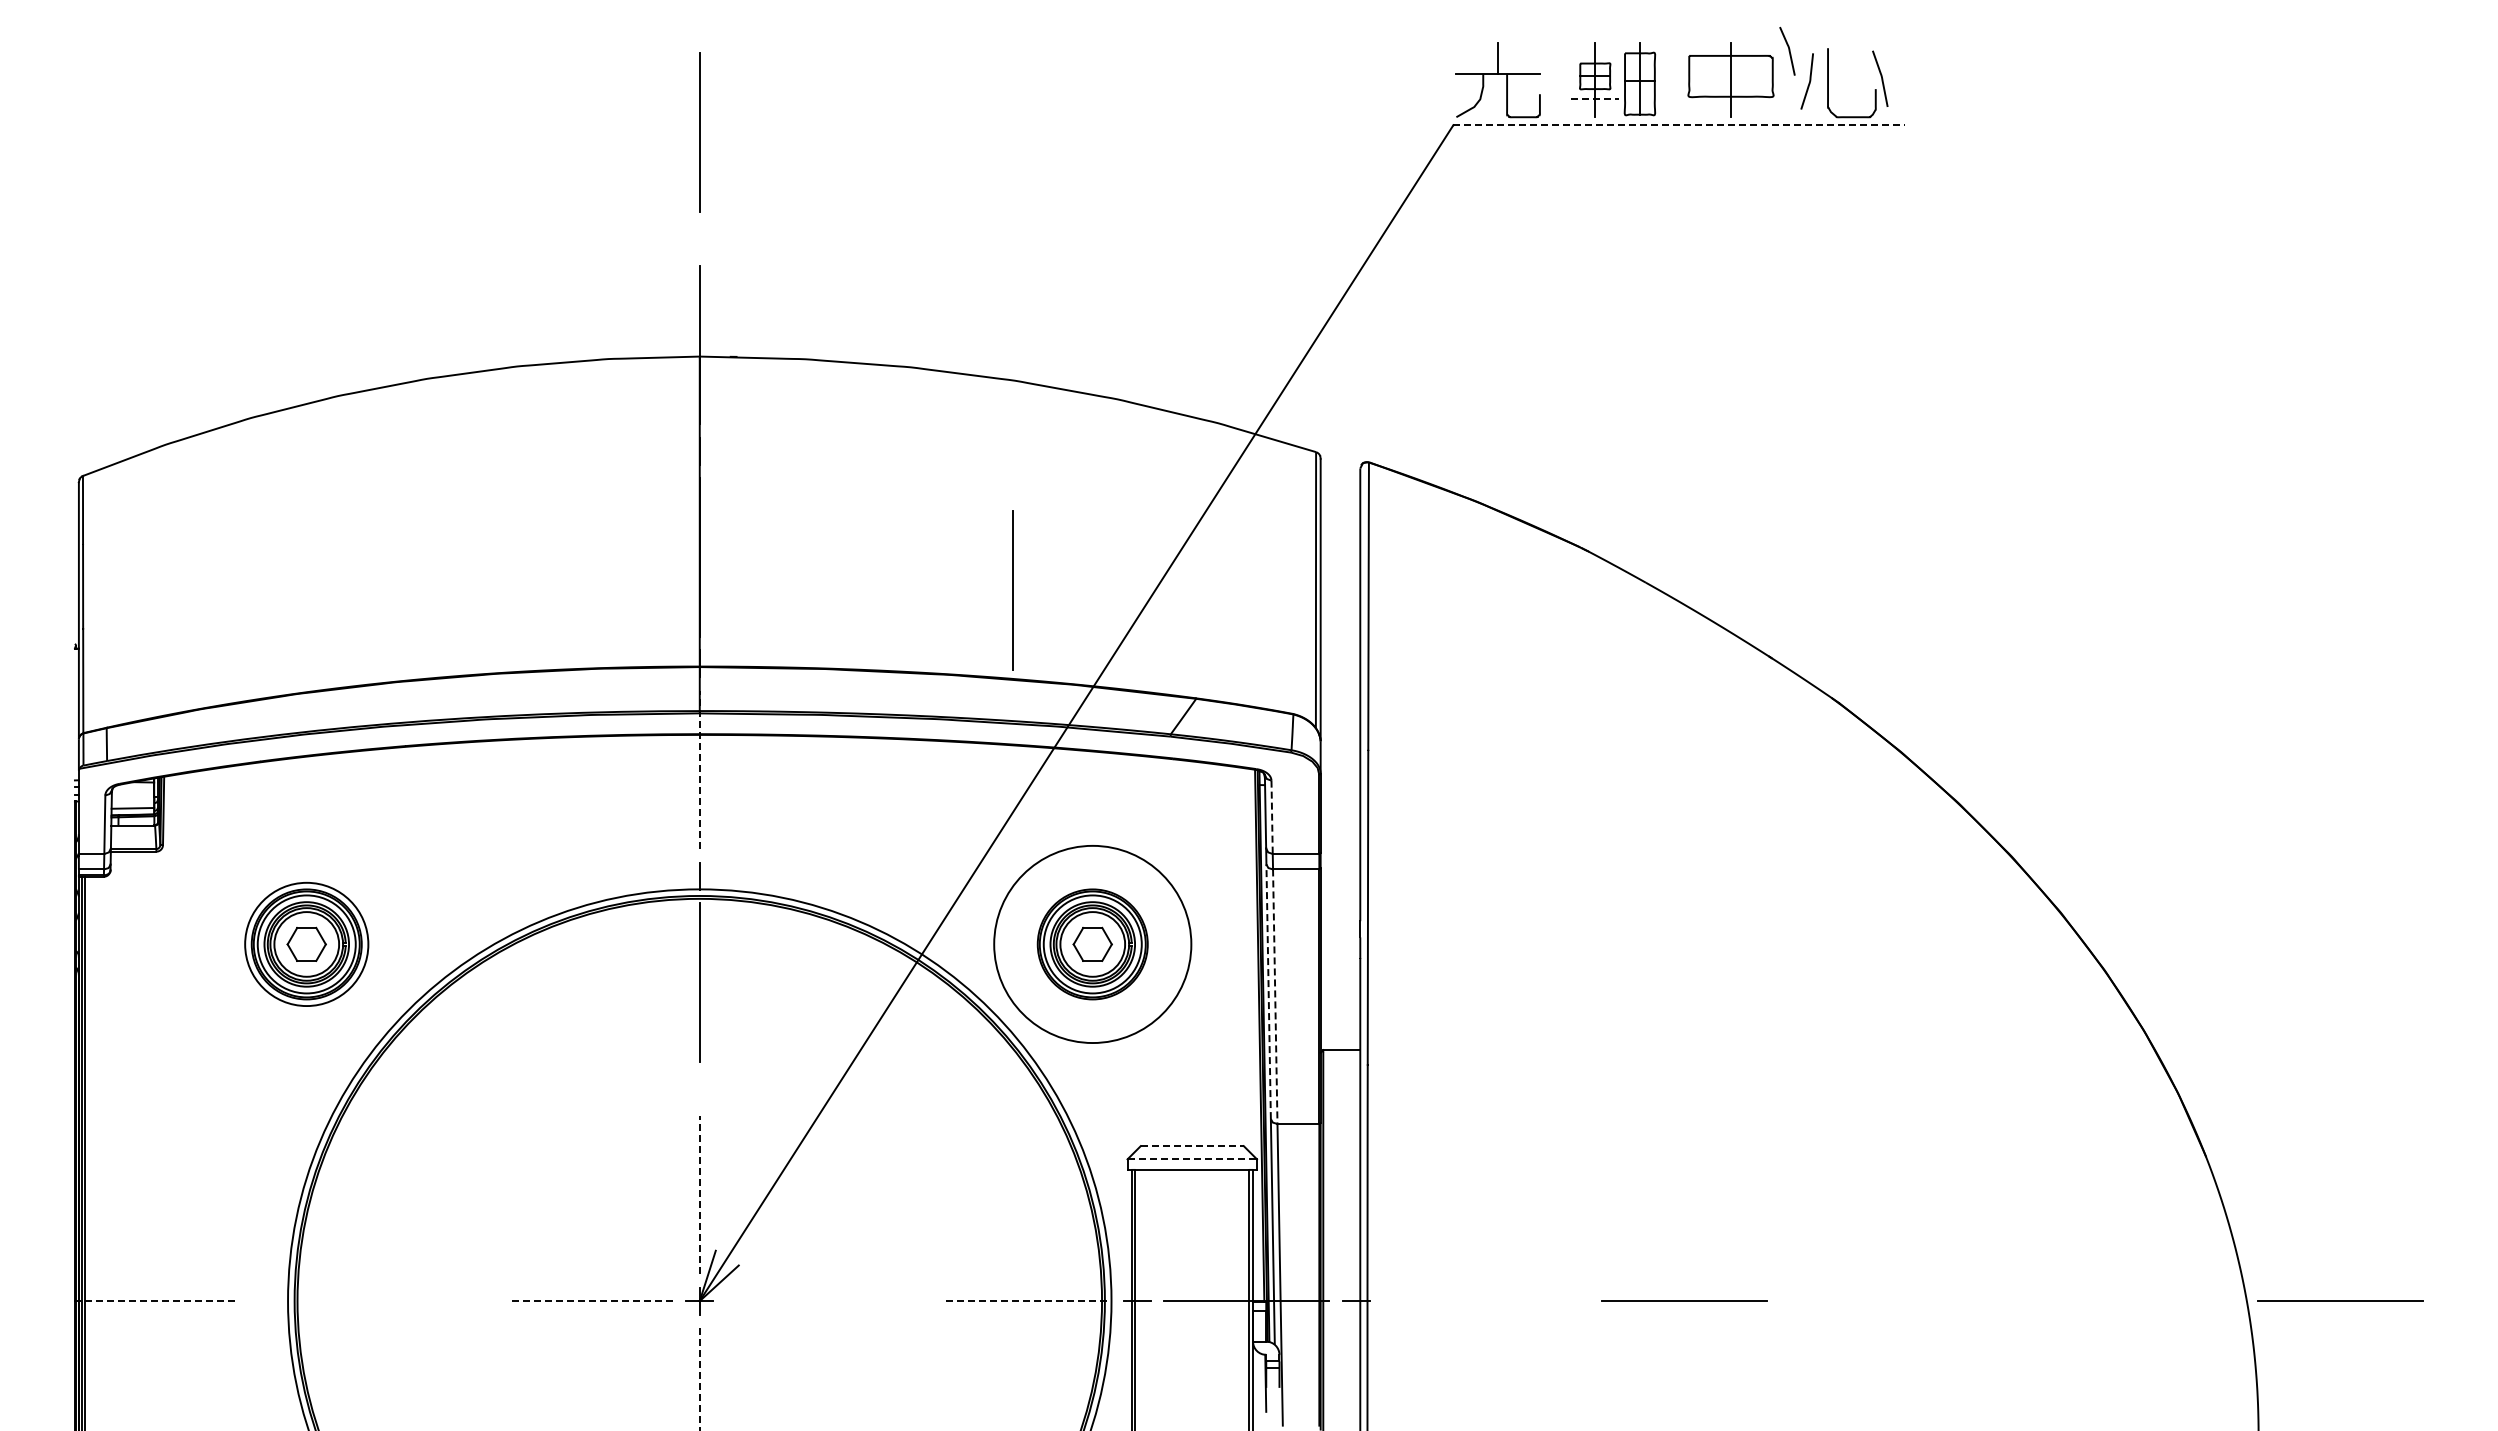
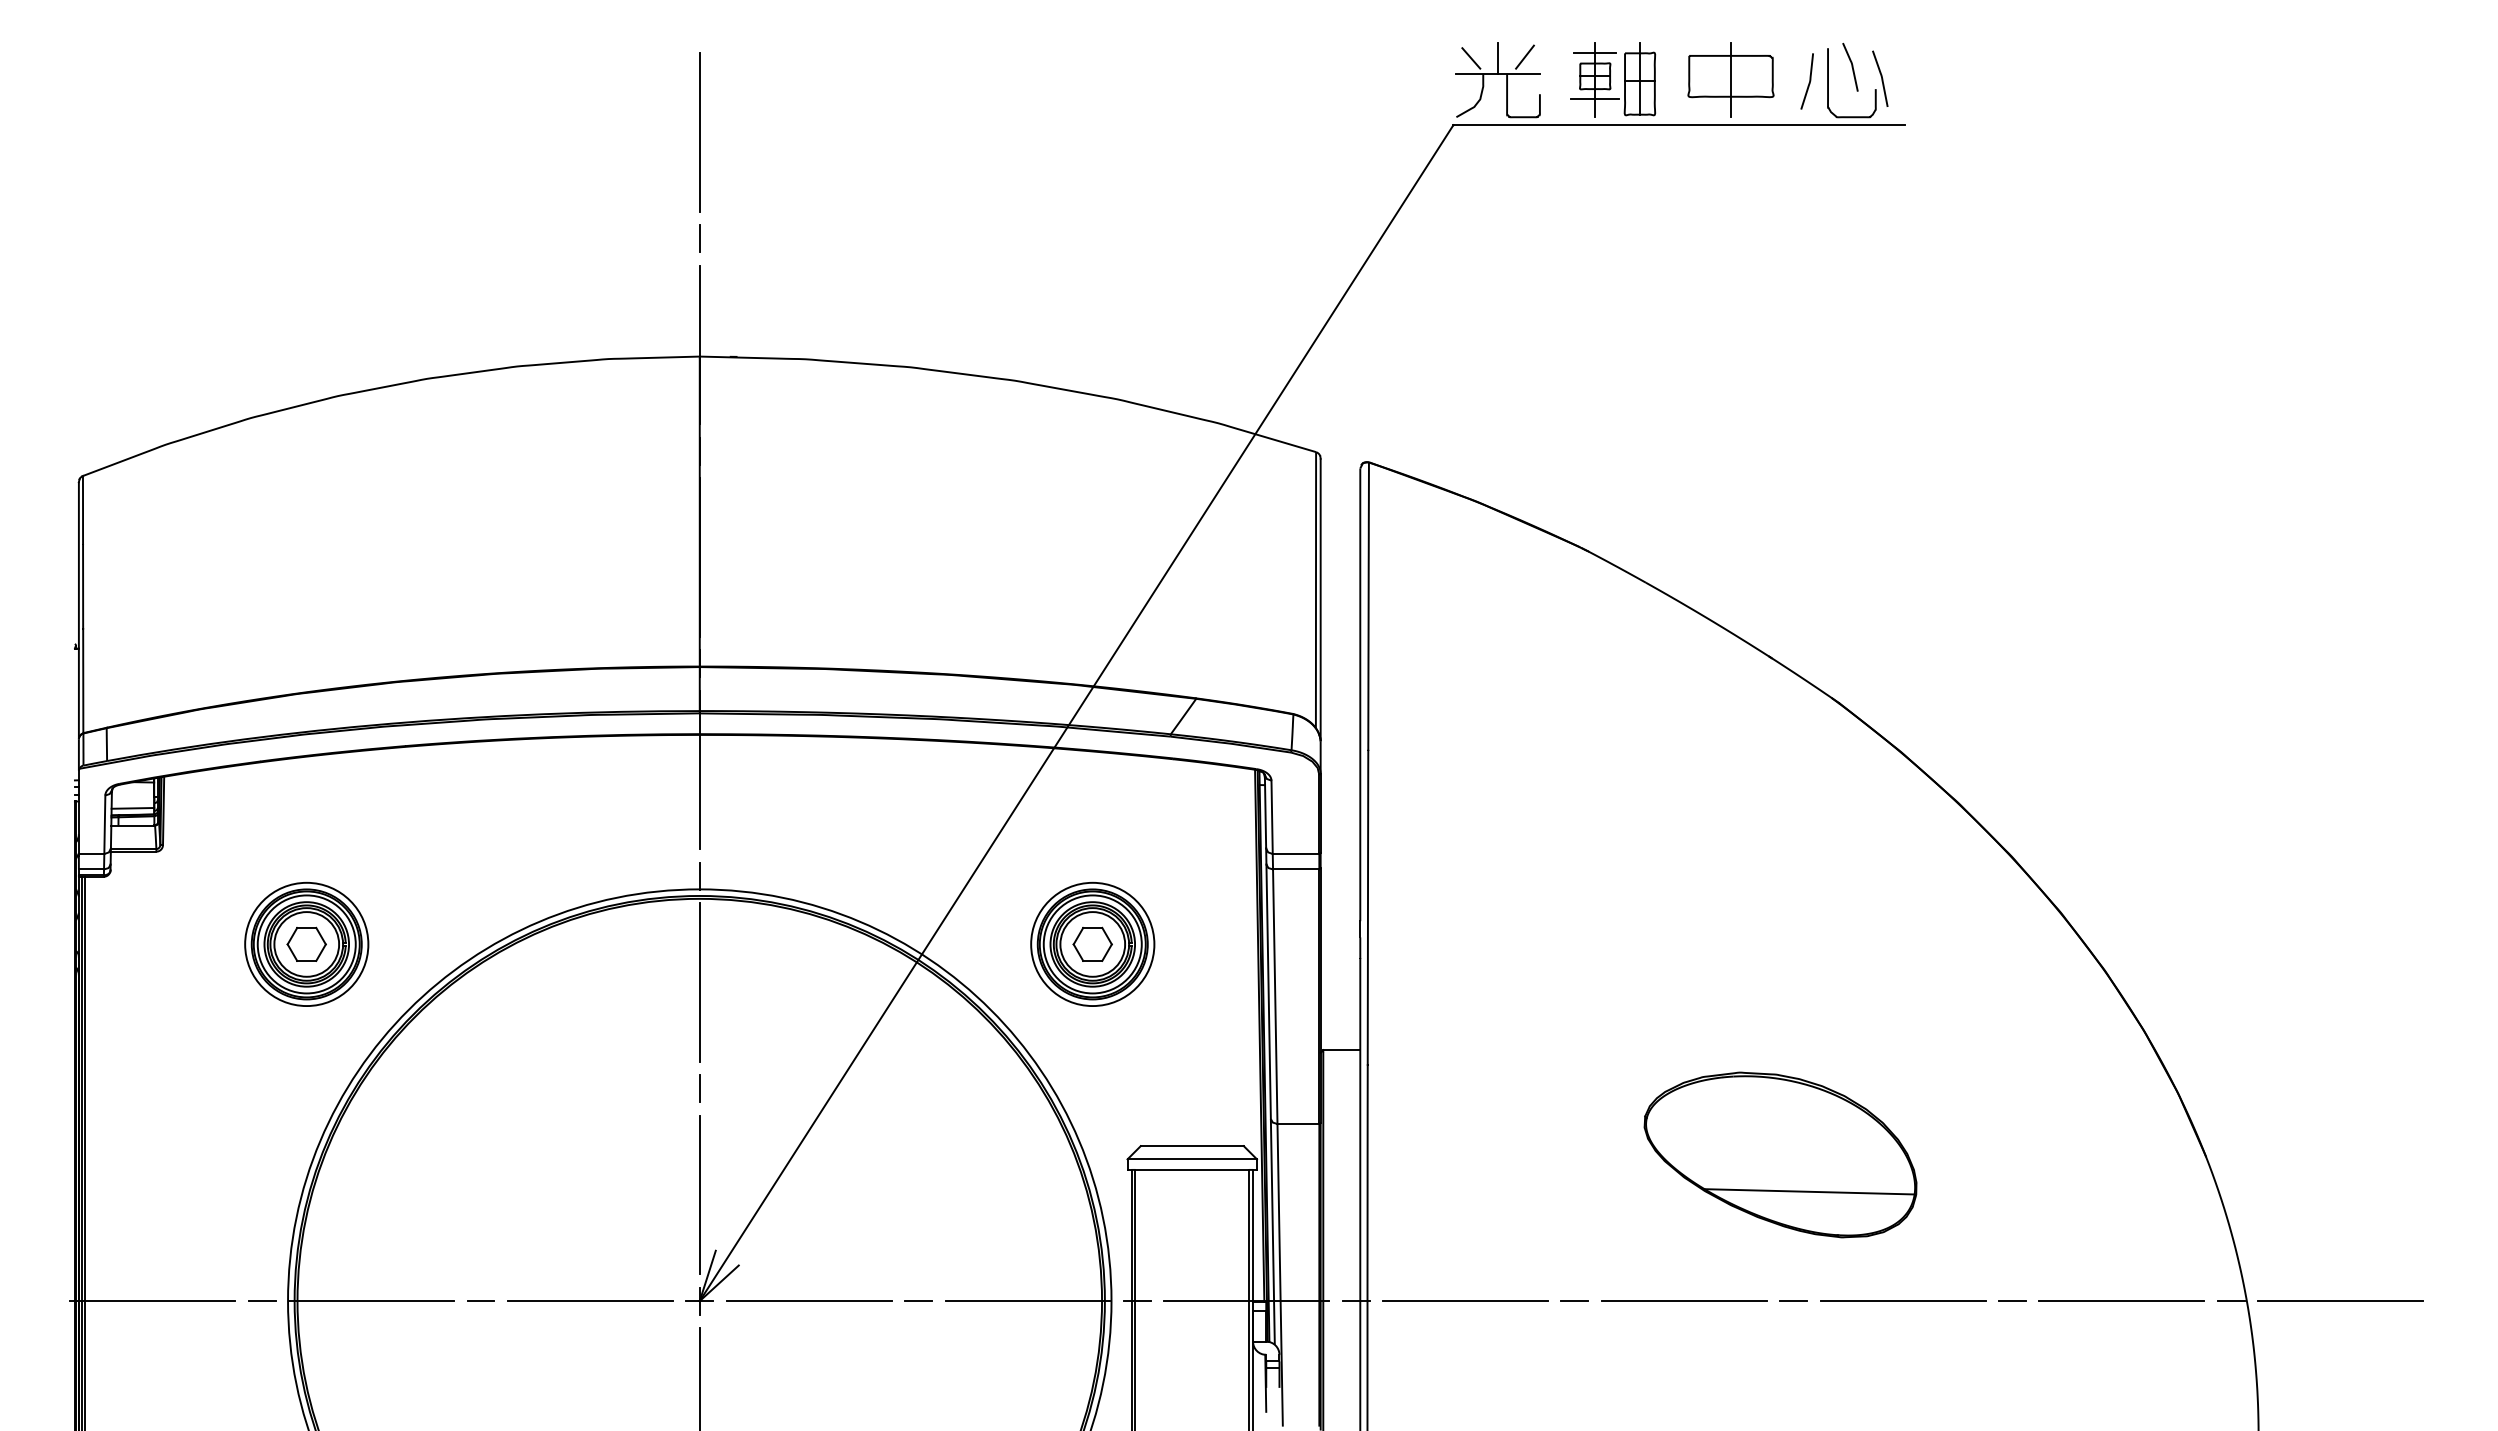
curve position: (1788, 51) -> (1851, 67) (1851, 67)
line: none -> present (1595, 53)
line: none -> present (1524, 56)
line: none -> present (1471, 58)
line: dashed -> solid (1595, 99)
line: dashed -> solid (1679, 125)
line: none -> present (699, 238)
line: present -> none (1012, 590)
line: dashed -> solid (699, 769)
line: dashed -> solid (1272, 817)
circle diameter: 197 px -> 123 px (1092, 944)
line: dashed -> solid (1268, 991)
line: dashed -> solid (1275, 997)
line: none -> present (699, 1088)
line: dashed -> solid (1192, 1146)
part: none -> present (1780, 1154)
line: dashed -> solid (1192, 1159)
line: dashed -> solid (699, 1194)
line: none -> present (1903, 1300)
line: dashed -> solid (152, 1301)
line: none -> present (261, 1301)
line: none -> present (371, 1301)
line: none -> present (480, 1301)
line: dashed -> solid (589, 1301)
line: none -> present (808, 1301)
line: none -> present (918, 1301)
line: dashed -> solid (1028, 1301)
line: none -> present (1465, 1301)
line: none -> present (1574, 1301)
line: none -> present (1793, 1301)
line: none -> present (2011, 1301)
line: none -> present (2121, 1301)
line: none -> present (2230, 1301)
line: dashed -> solid (699, 1379)
